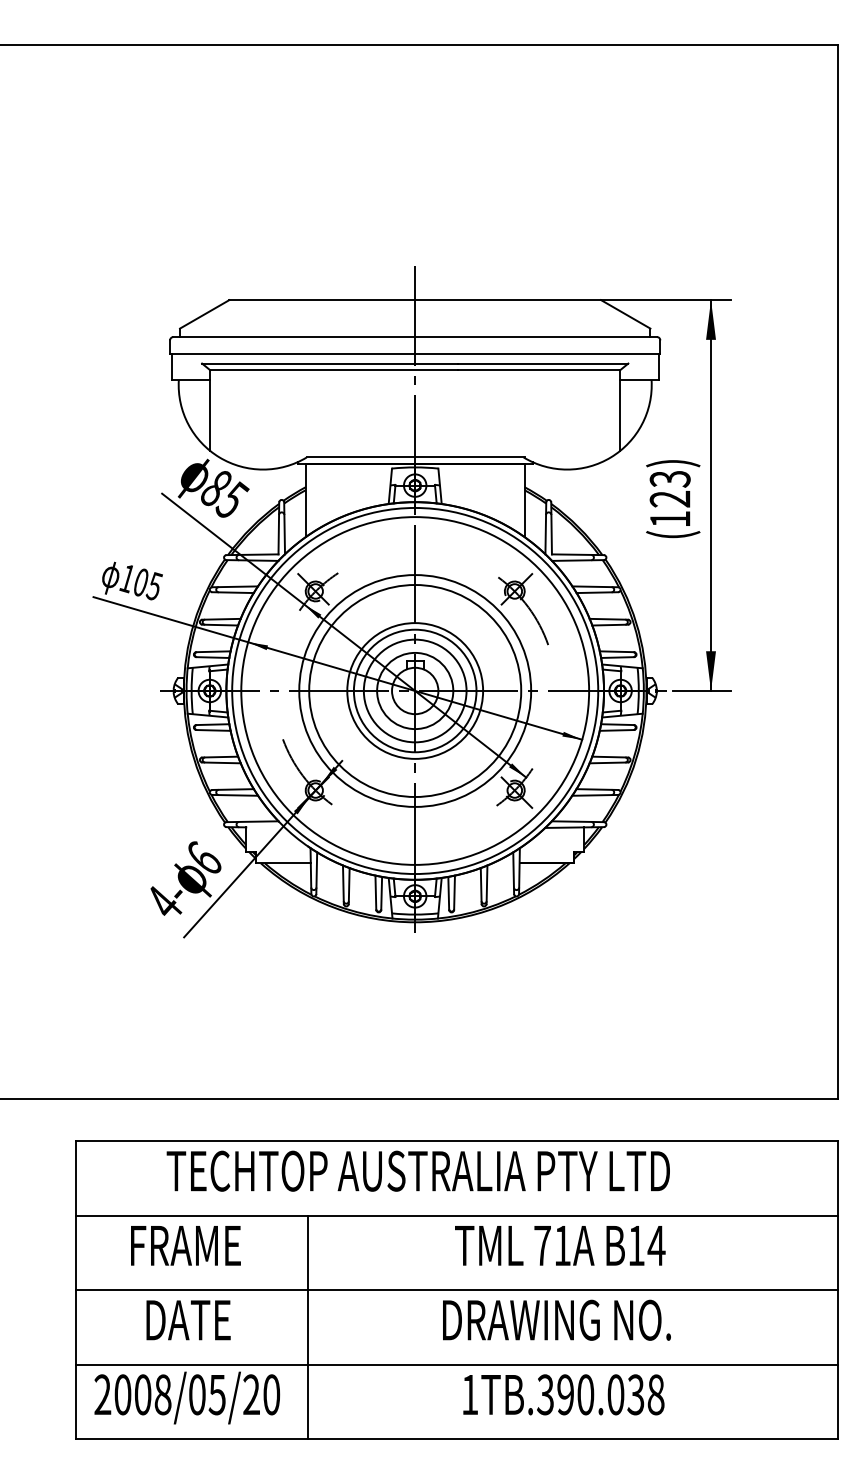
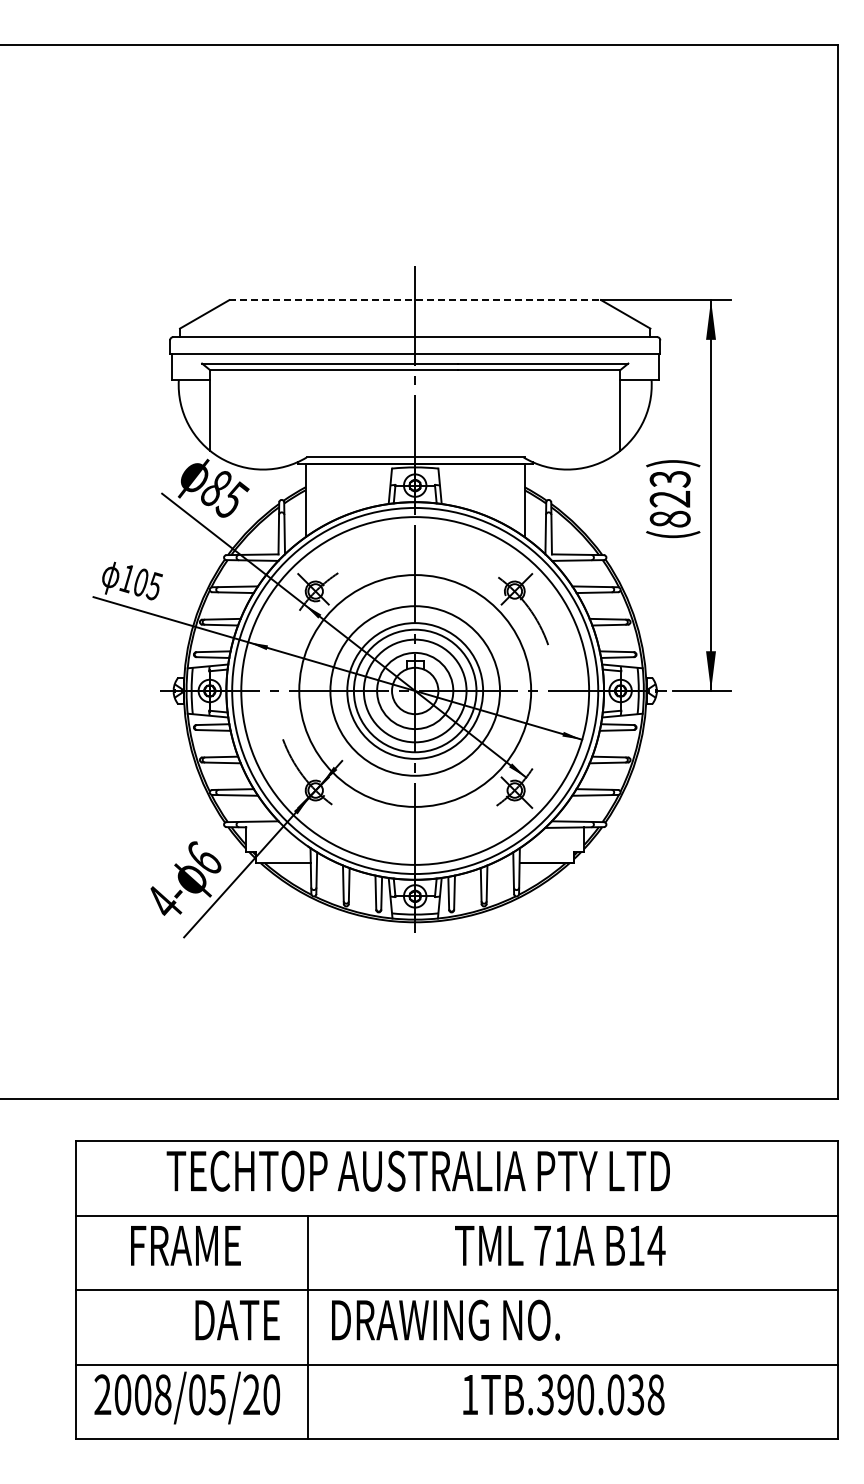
line: solid -> dashed (415, 300)
text: (123) -> (823) (669, 518)
circle diameter: 212 px -> 170 px (415, 690)
text position: (556, 1319) -> (445, 1319) (445, 1319)
text position: (188, 1320) -> (237, 1320) (237, 1320)
